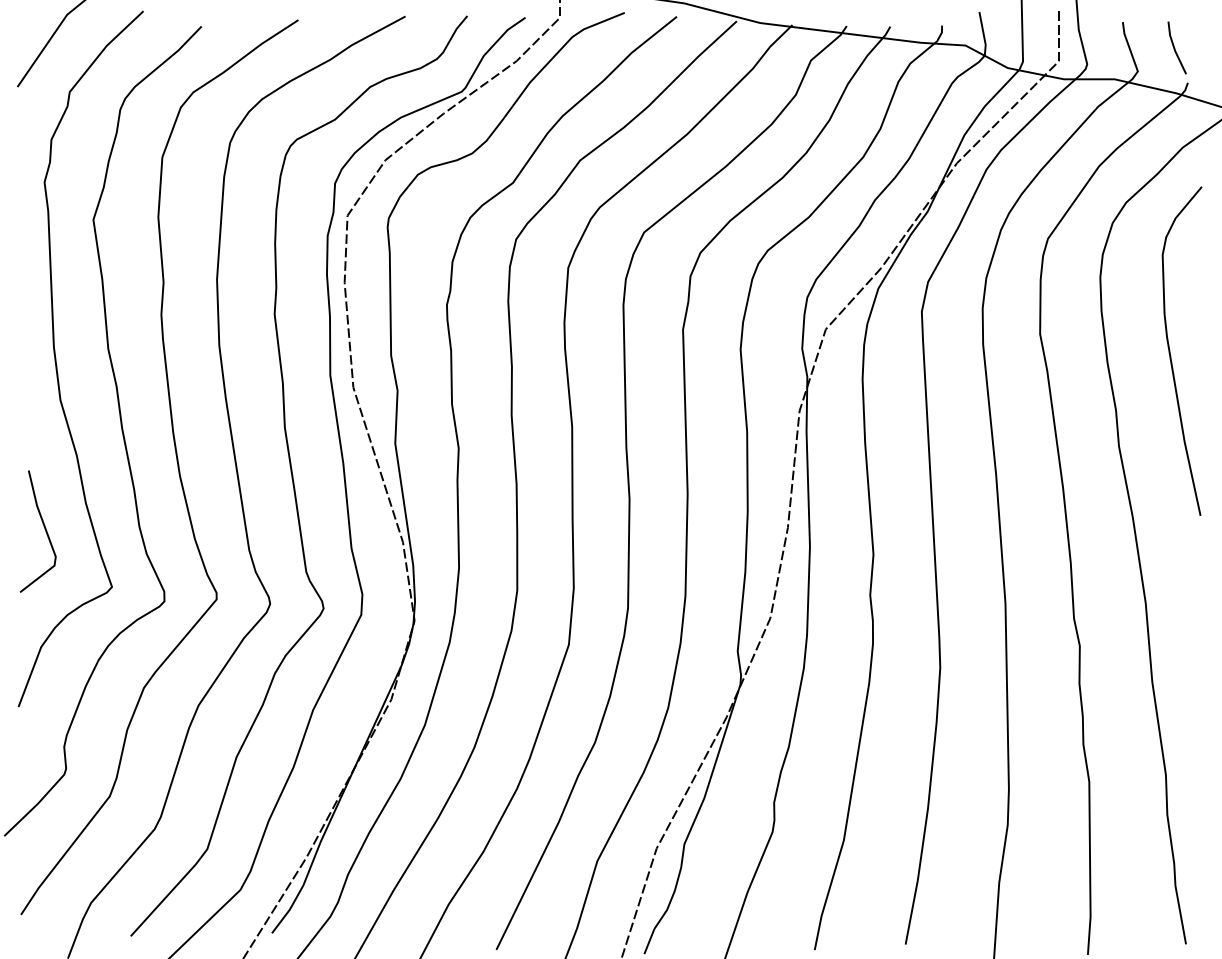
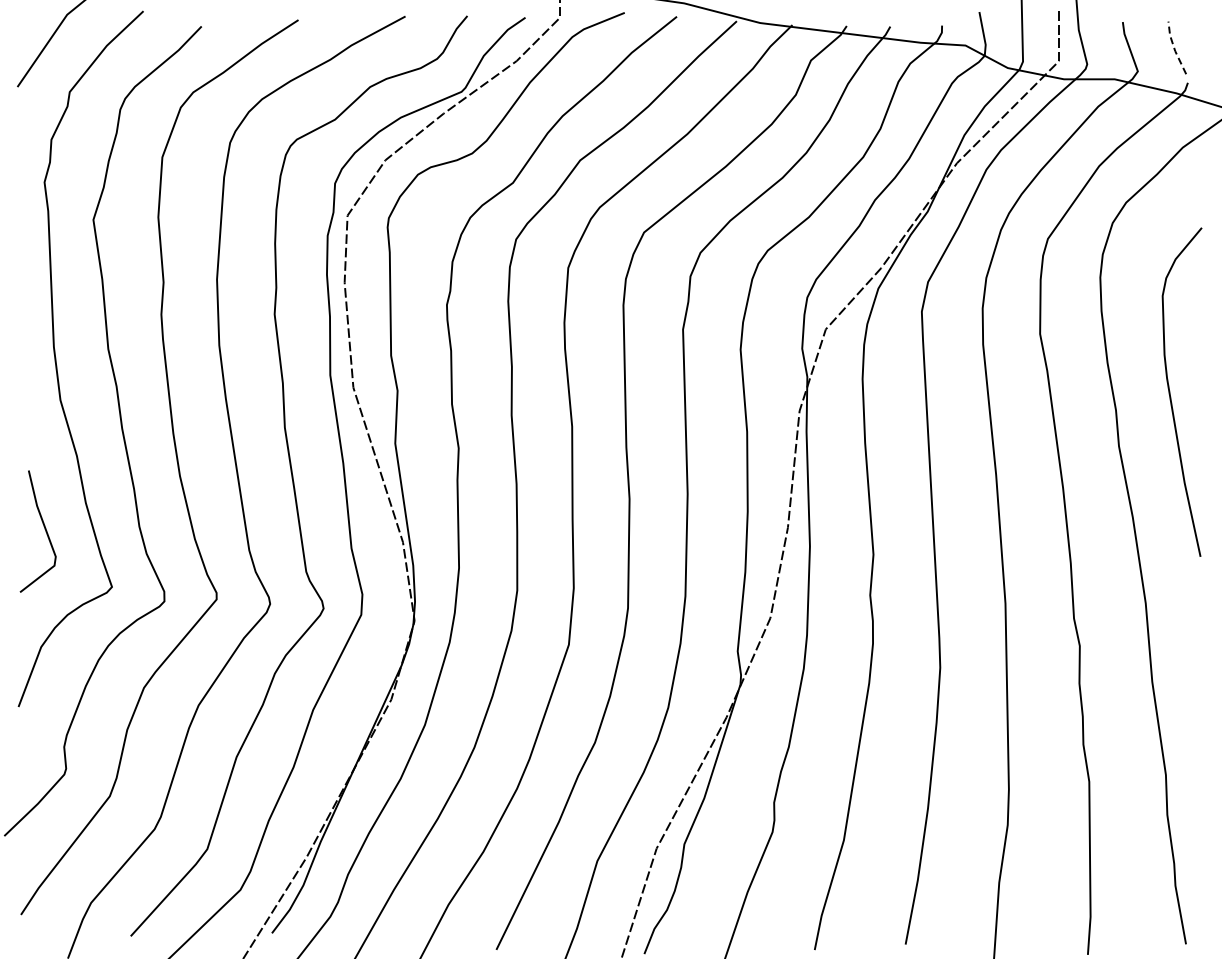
line: solid -> dashed (1174, 48)
curve position: (1170, 350) -> (1170, 391) (1170, 391)
